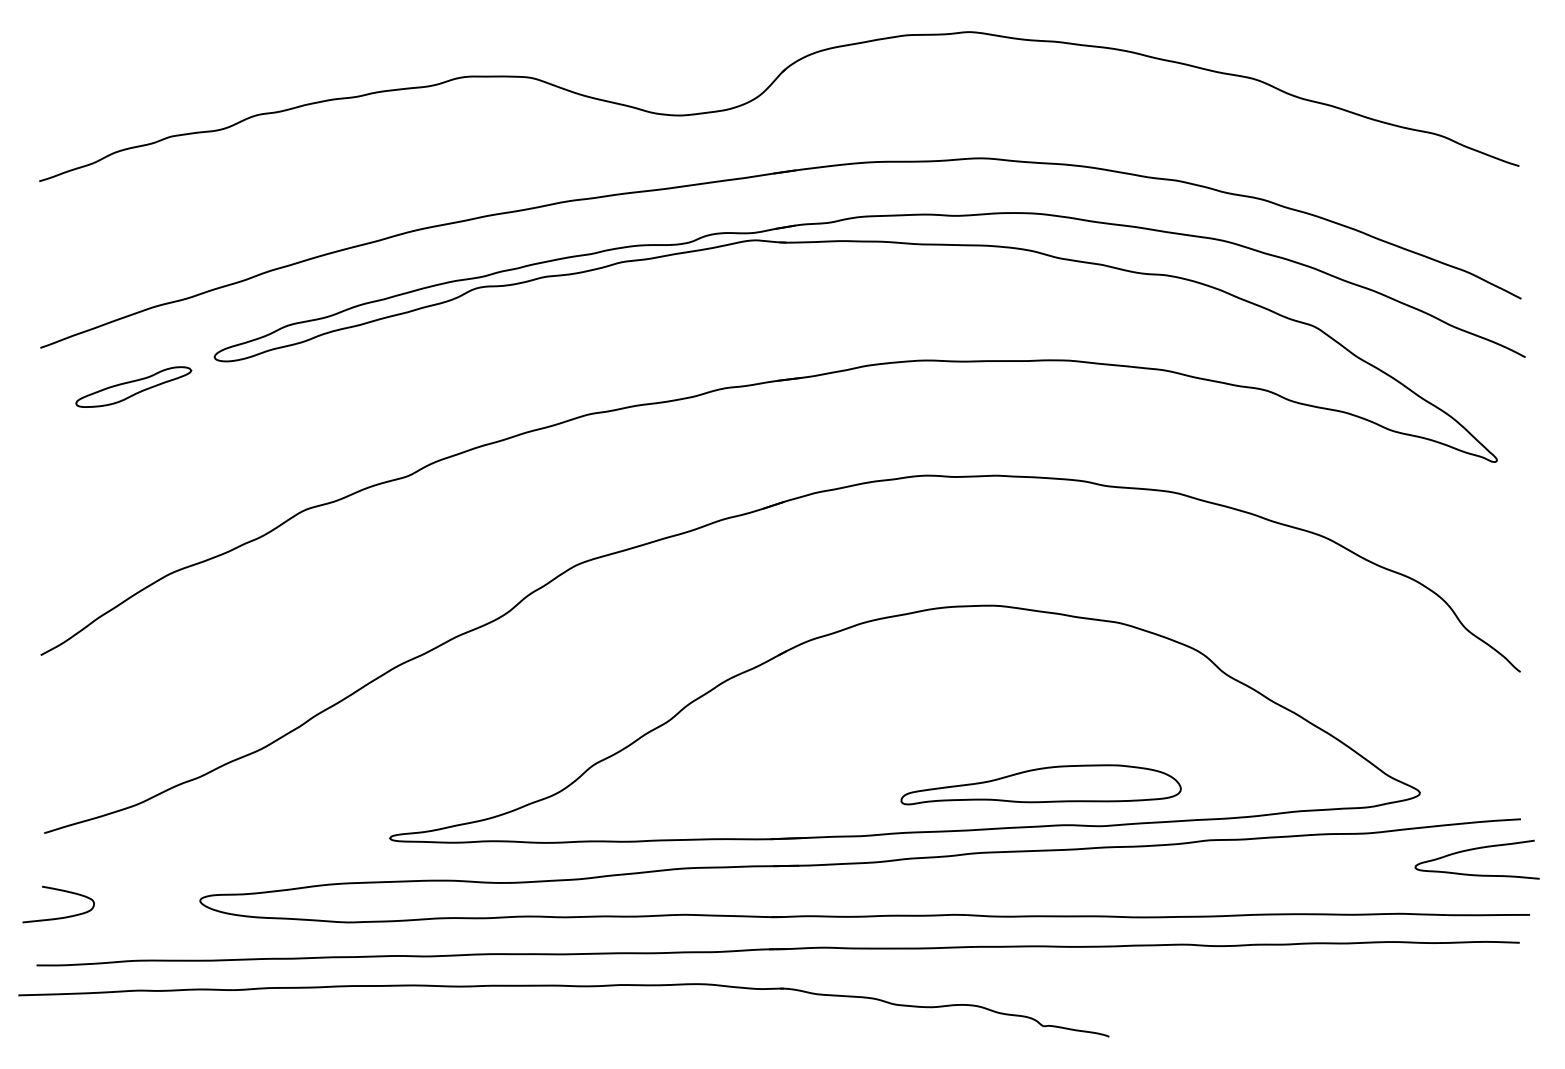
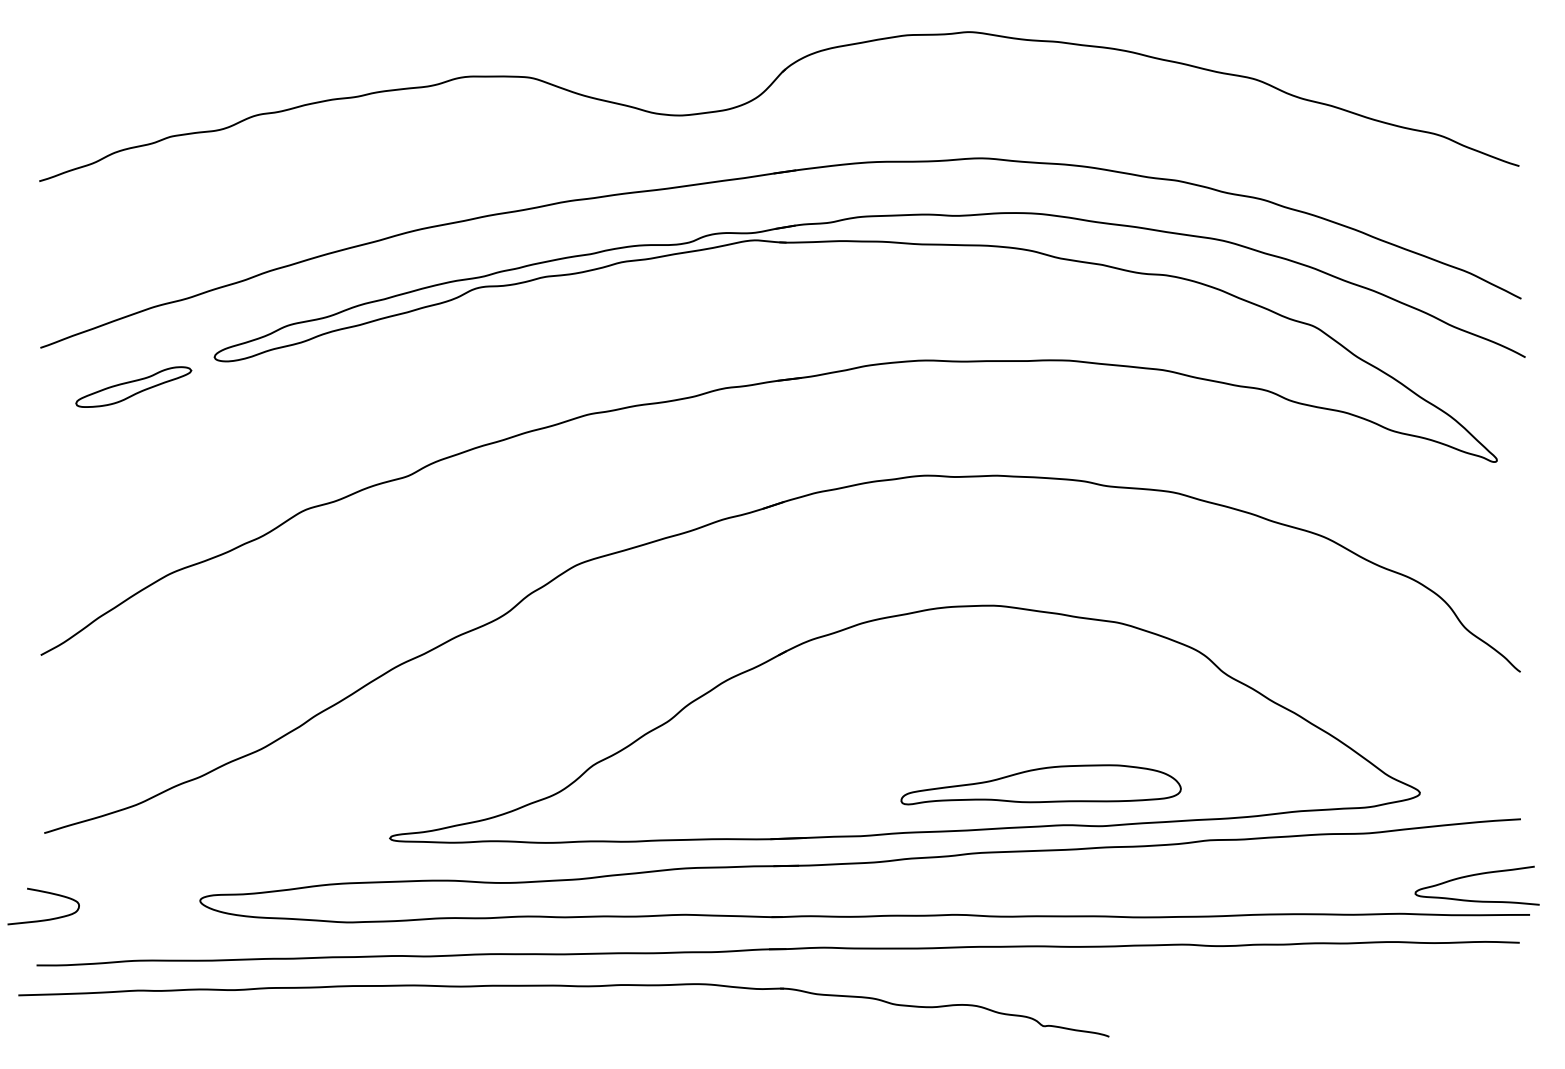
curve position: (1472, 850) -> (1472, 876) (1472, 876)
curve position: (58, 917) -> (43, 919) (43, 919)
